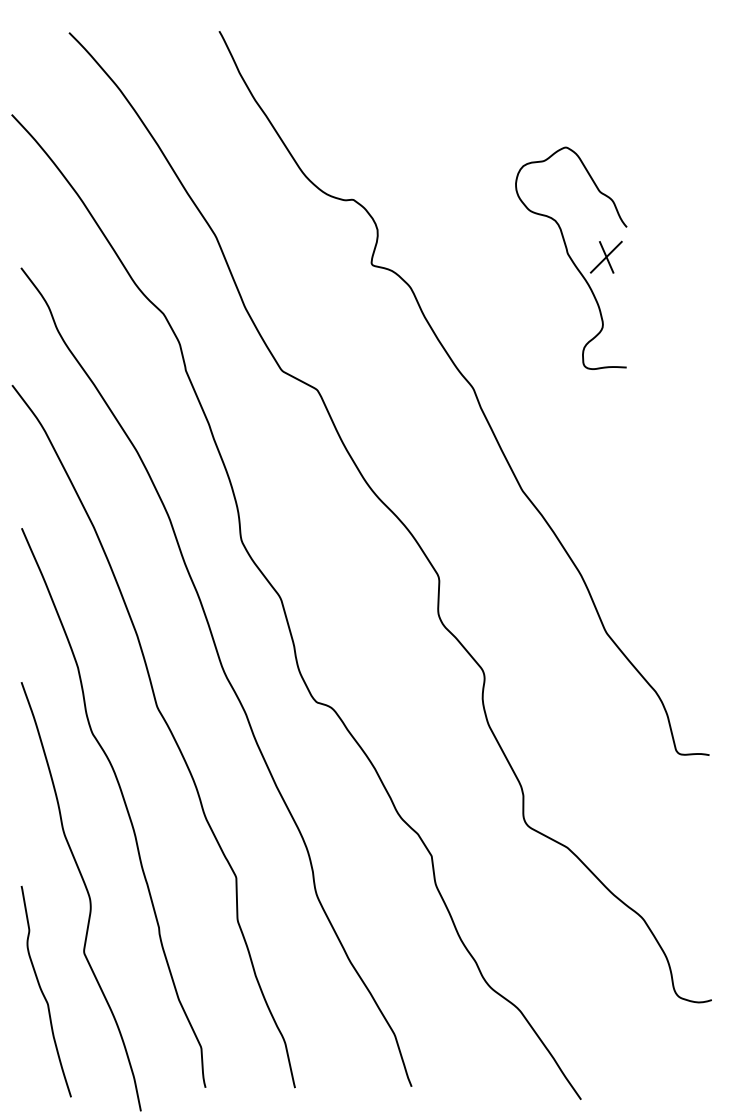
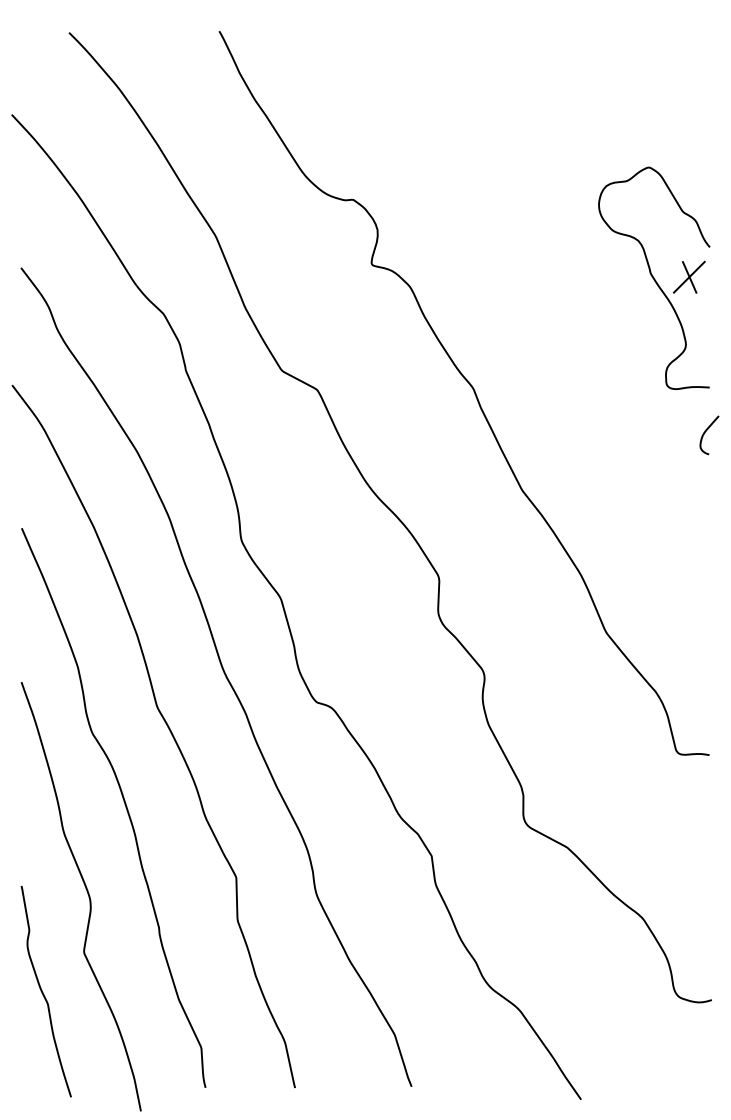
part position: (571, 257) -> (654, 277) (654, 277)
curve: none -> present (705, 433)
